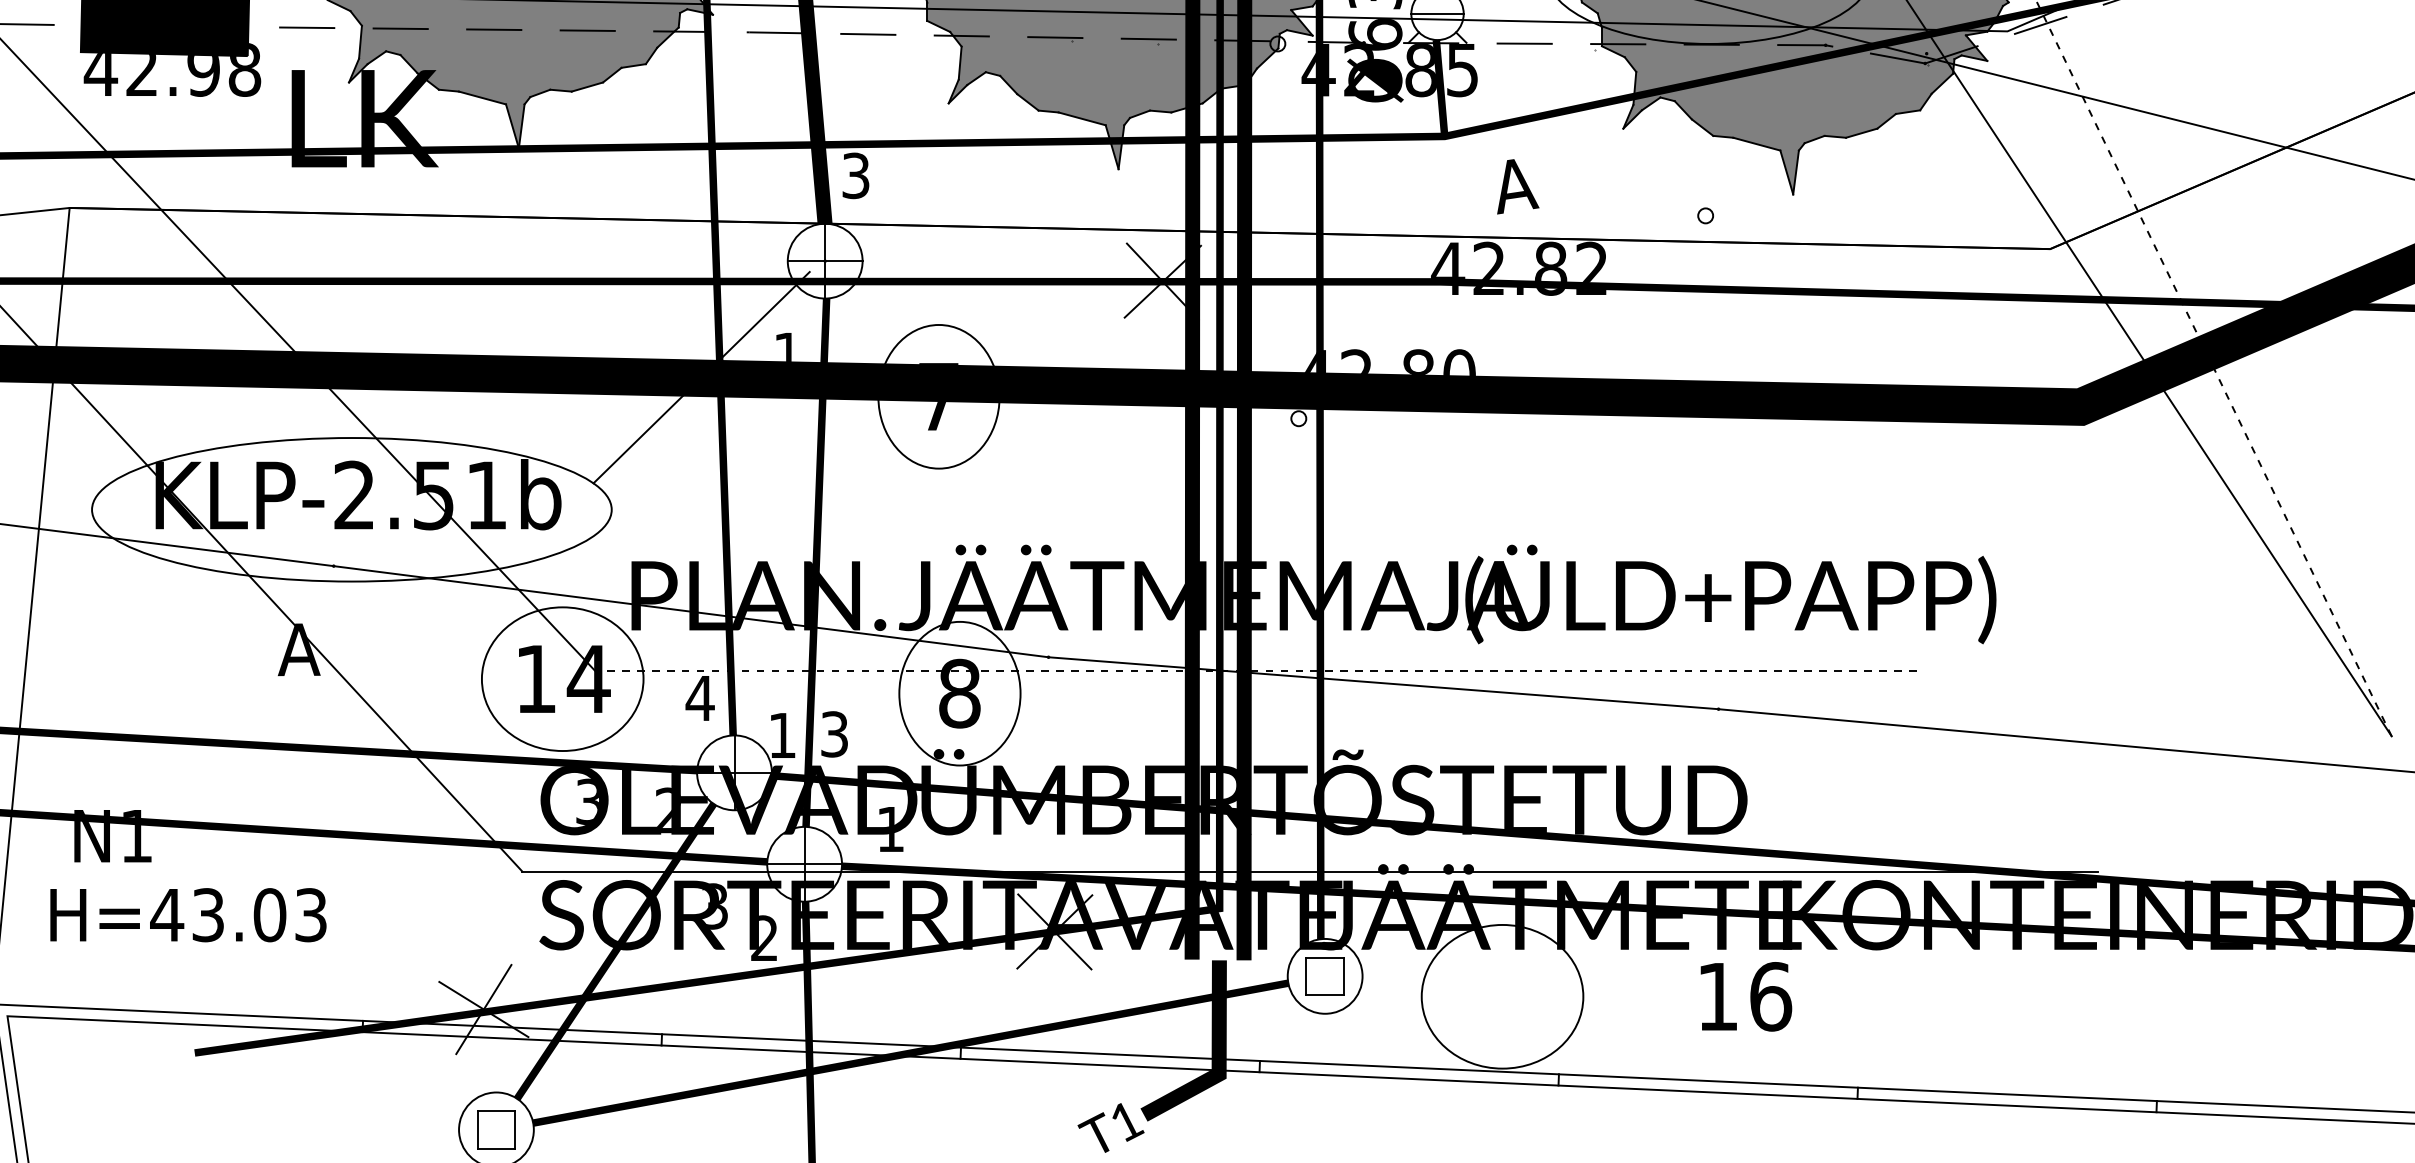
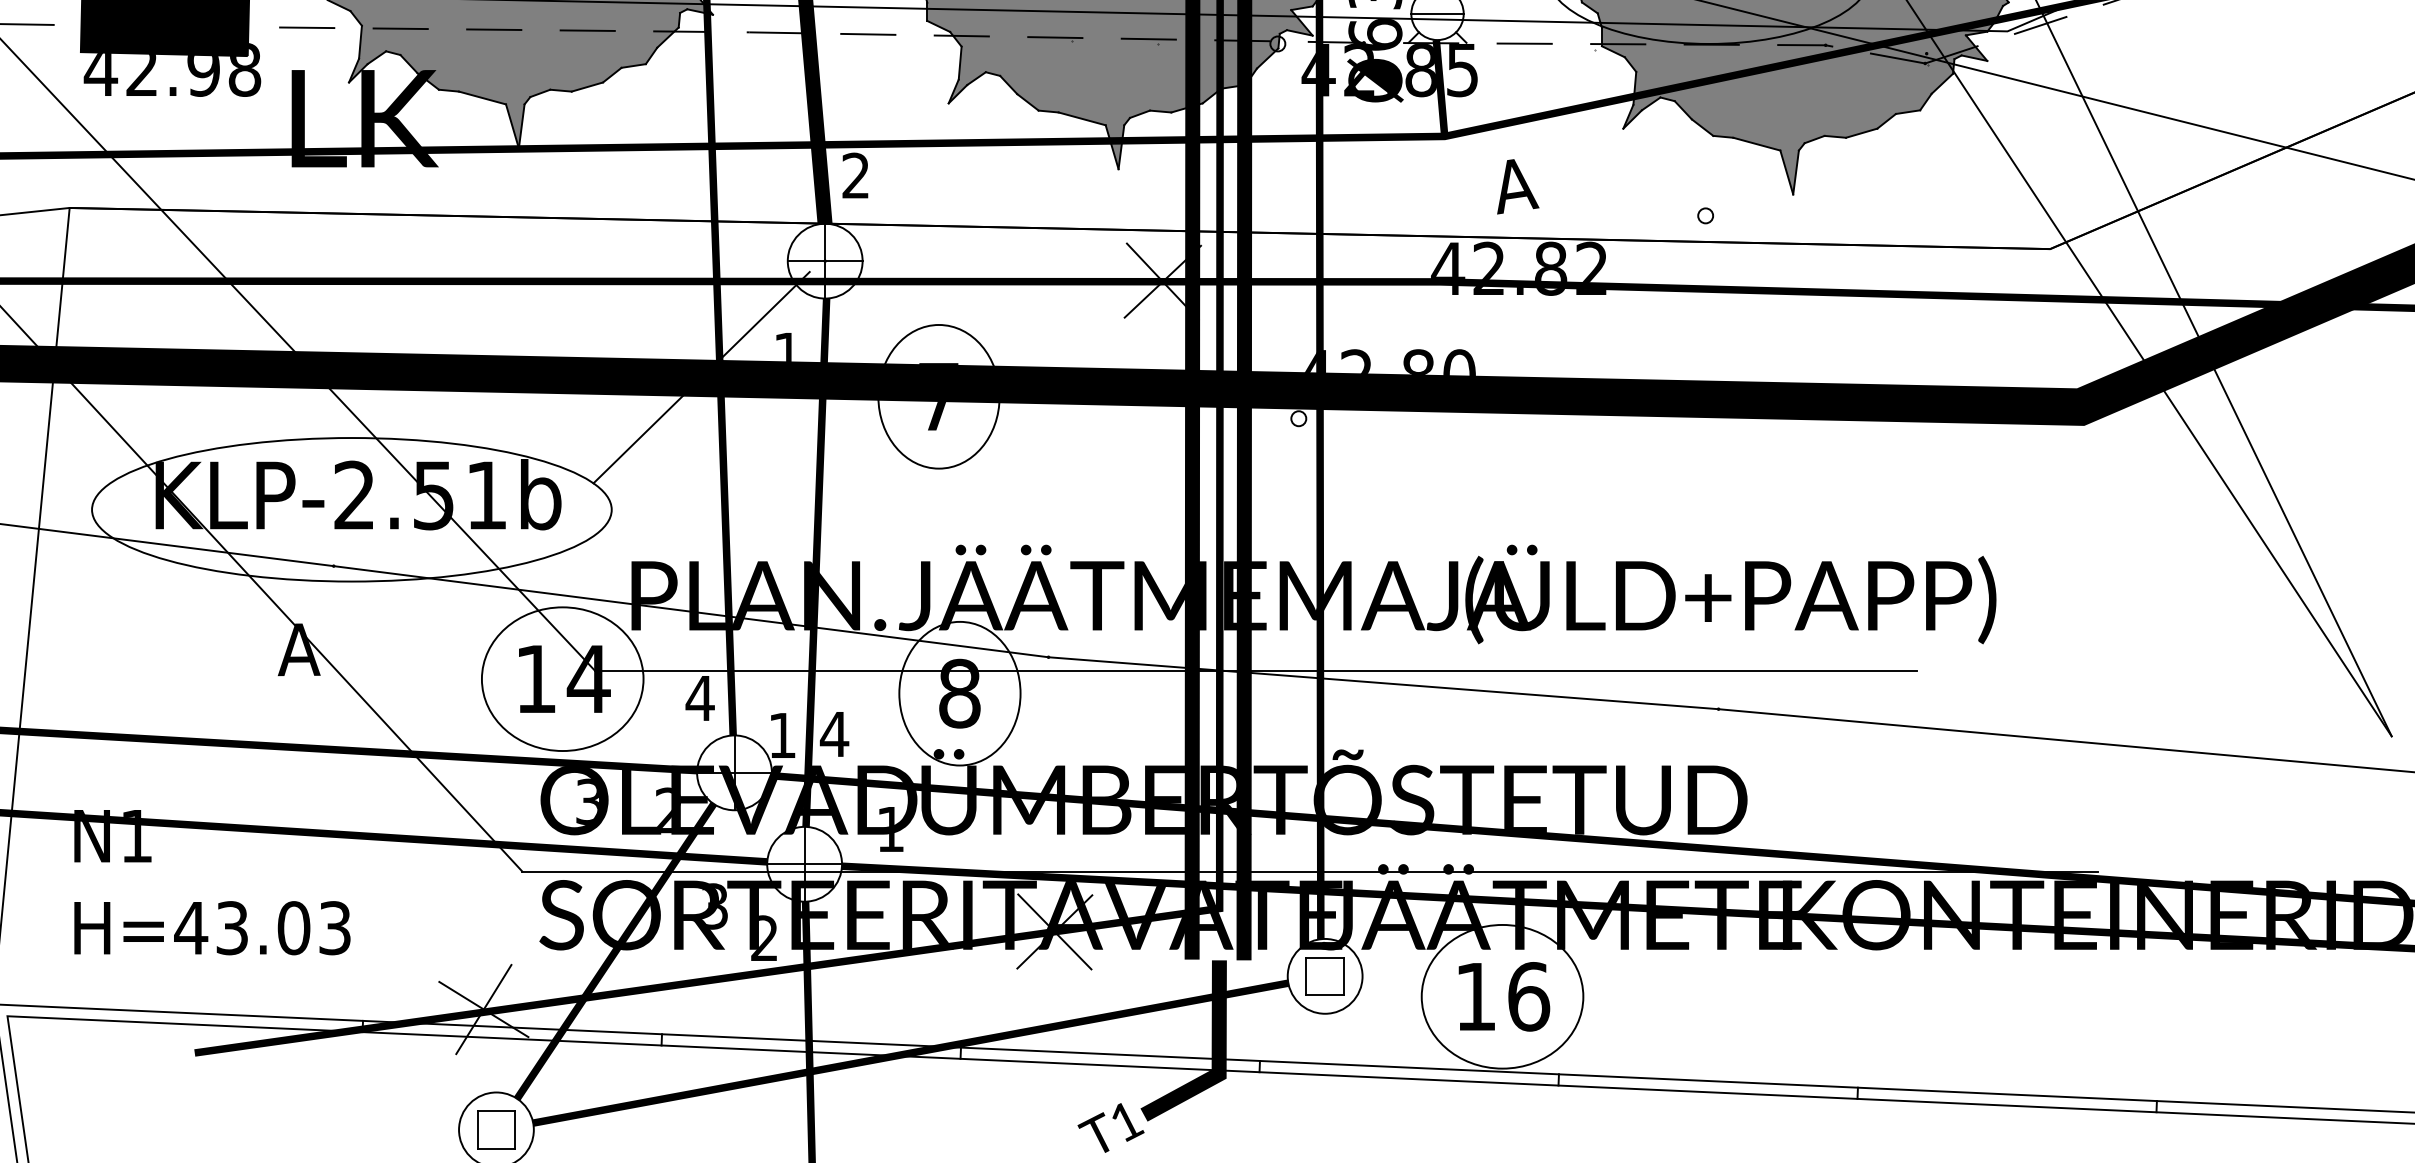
text: 3 -> 2 (855, 175)
line: dashed -> solid (2213, 368)
line: dashed -> solid (1255, 670)
text: 3 -> 4 (834, 734)
text position: (188, 915) -> (212, 928) (212, 928)
text position: (1746, 996) -> (1504, 996) (1504, 996)
